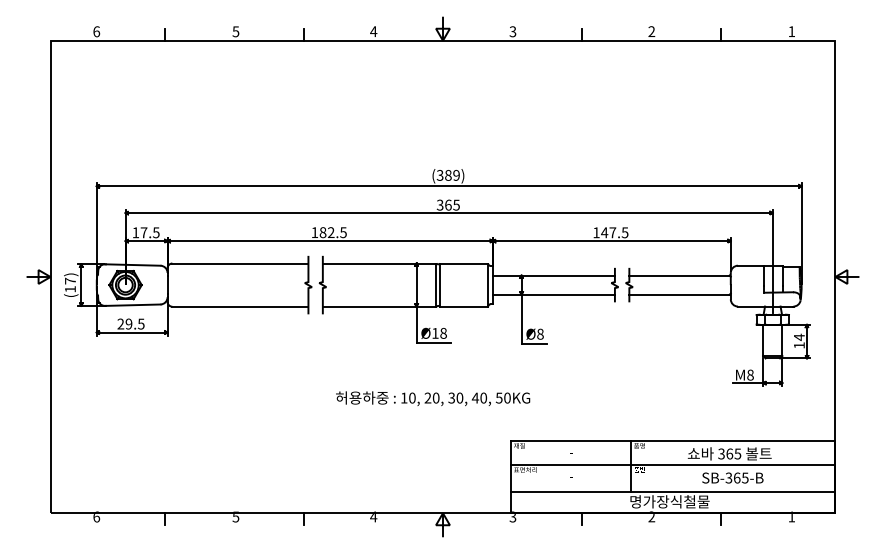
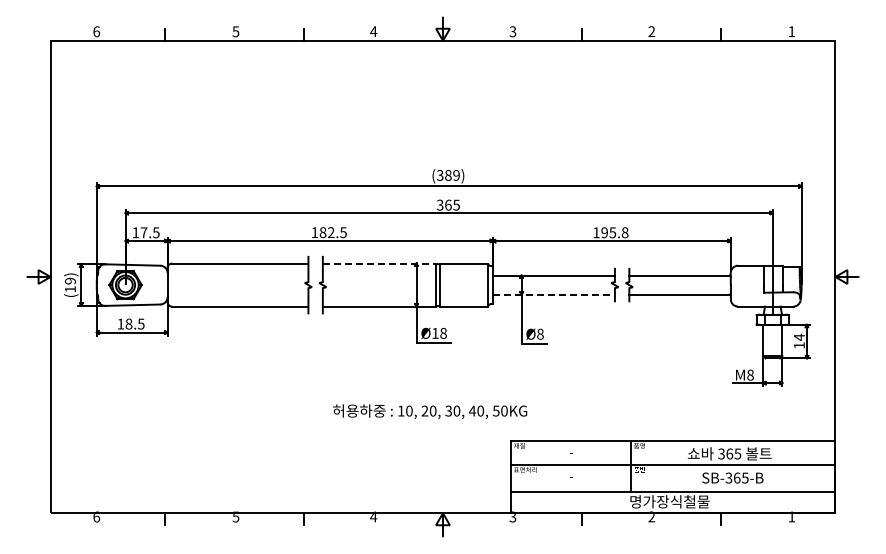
text: 147.5 -> 195.8 (614, 232)
line: solid -> dashed (379, 263)
text: (17) -> (19) (69, 280)
line: solid -> dashed (554, 294)
text: 29.5 -> 18.5 (124, 323)
text position: (433, 398) -> (430, 411) (430, 411)
